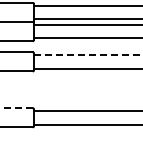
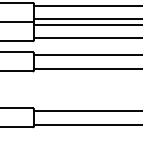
line: dashed -> solid (88, 54)
line: dashed -> solid (15, 108)
